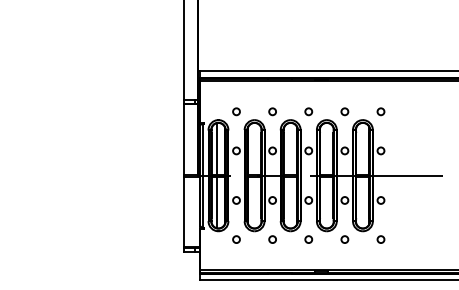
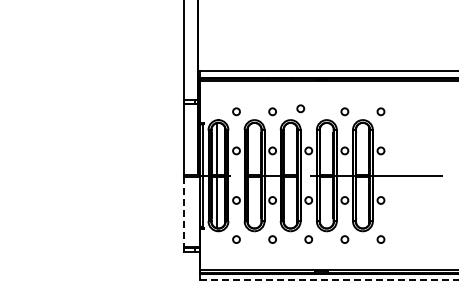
circle position: (308, 111) -> (300, 108) (300, 108)
line: solid -> dashed (184, 212)
line: solid -> dashed (329, 280)
